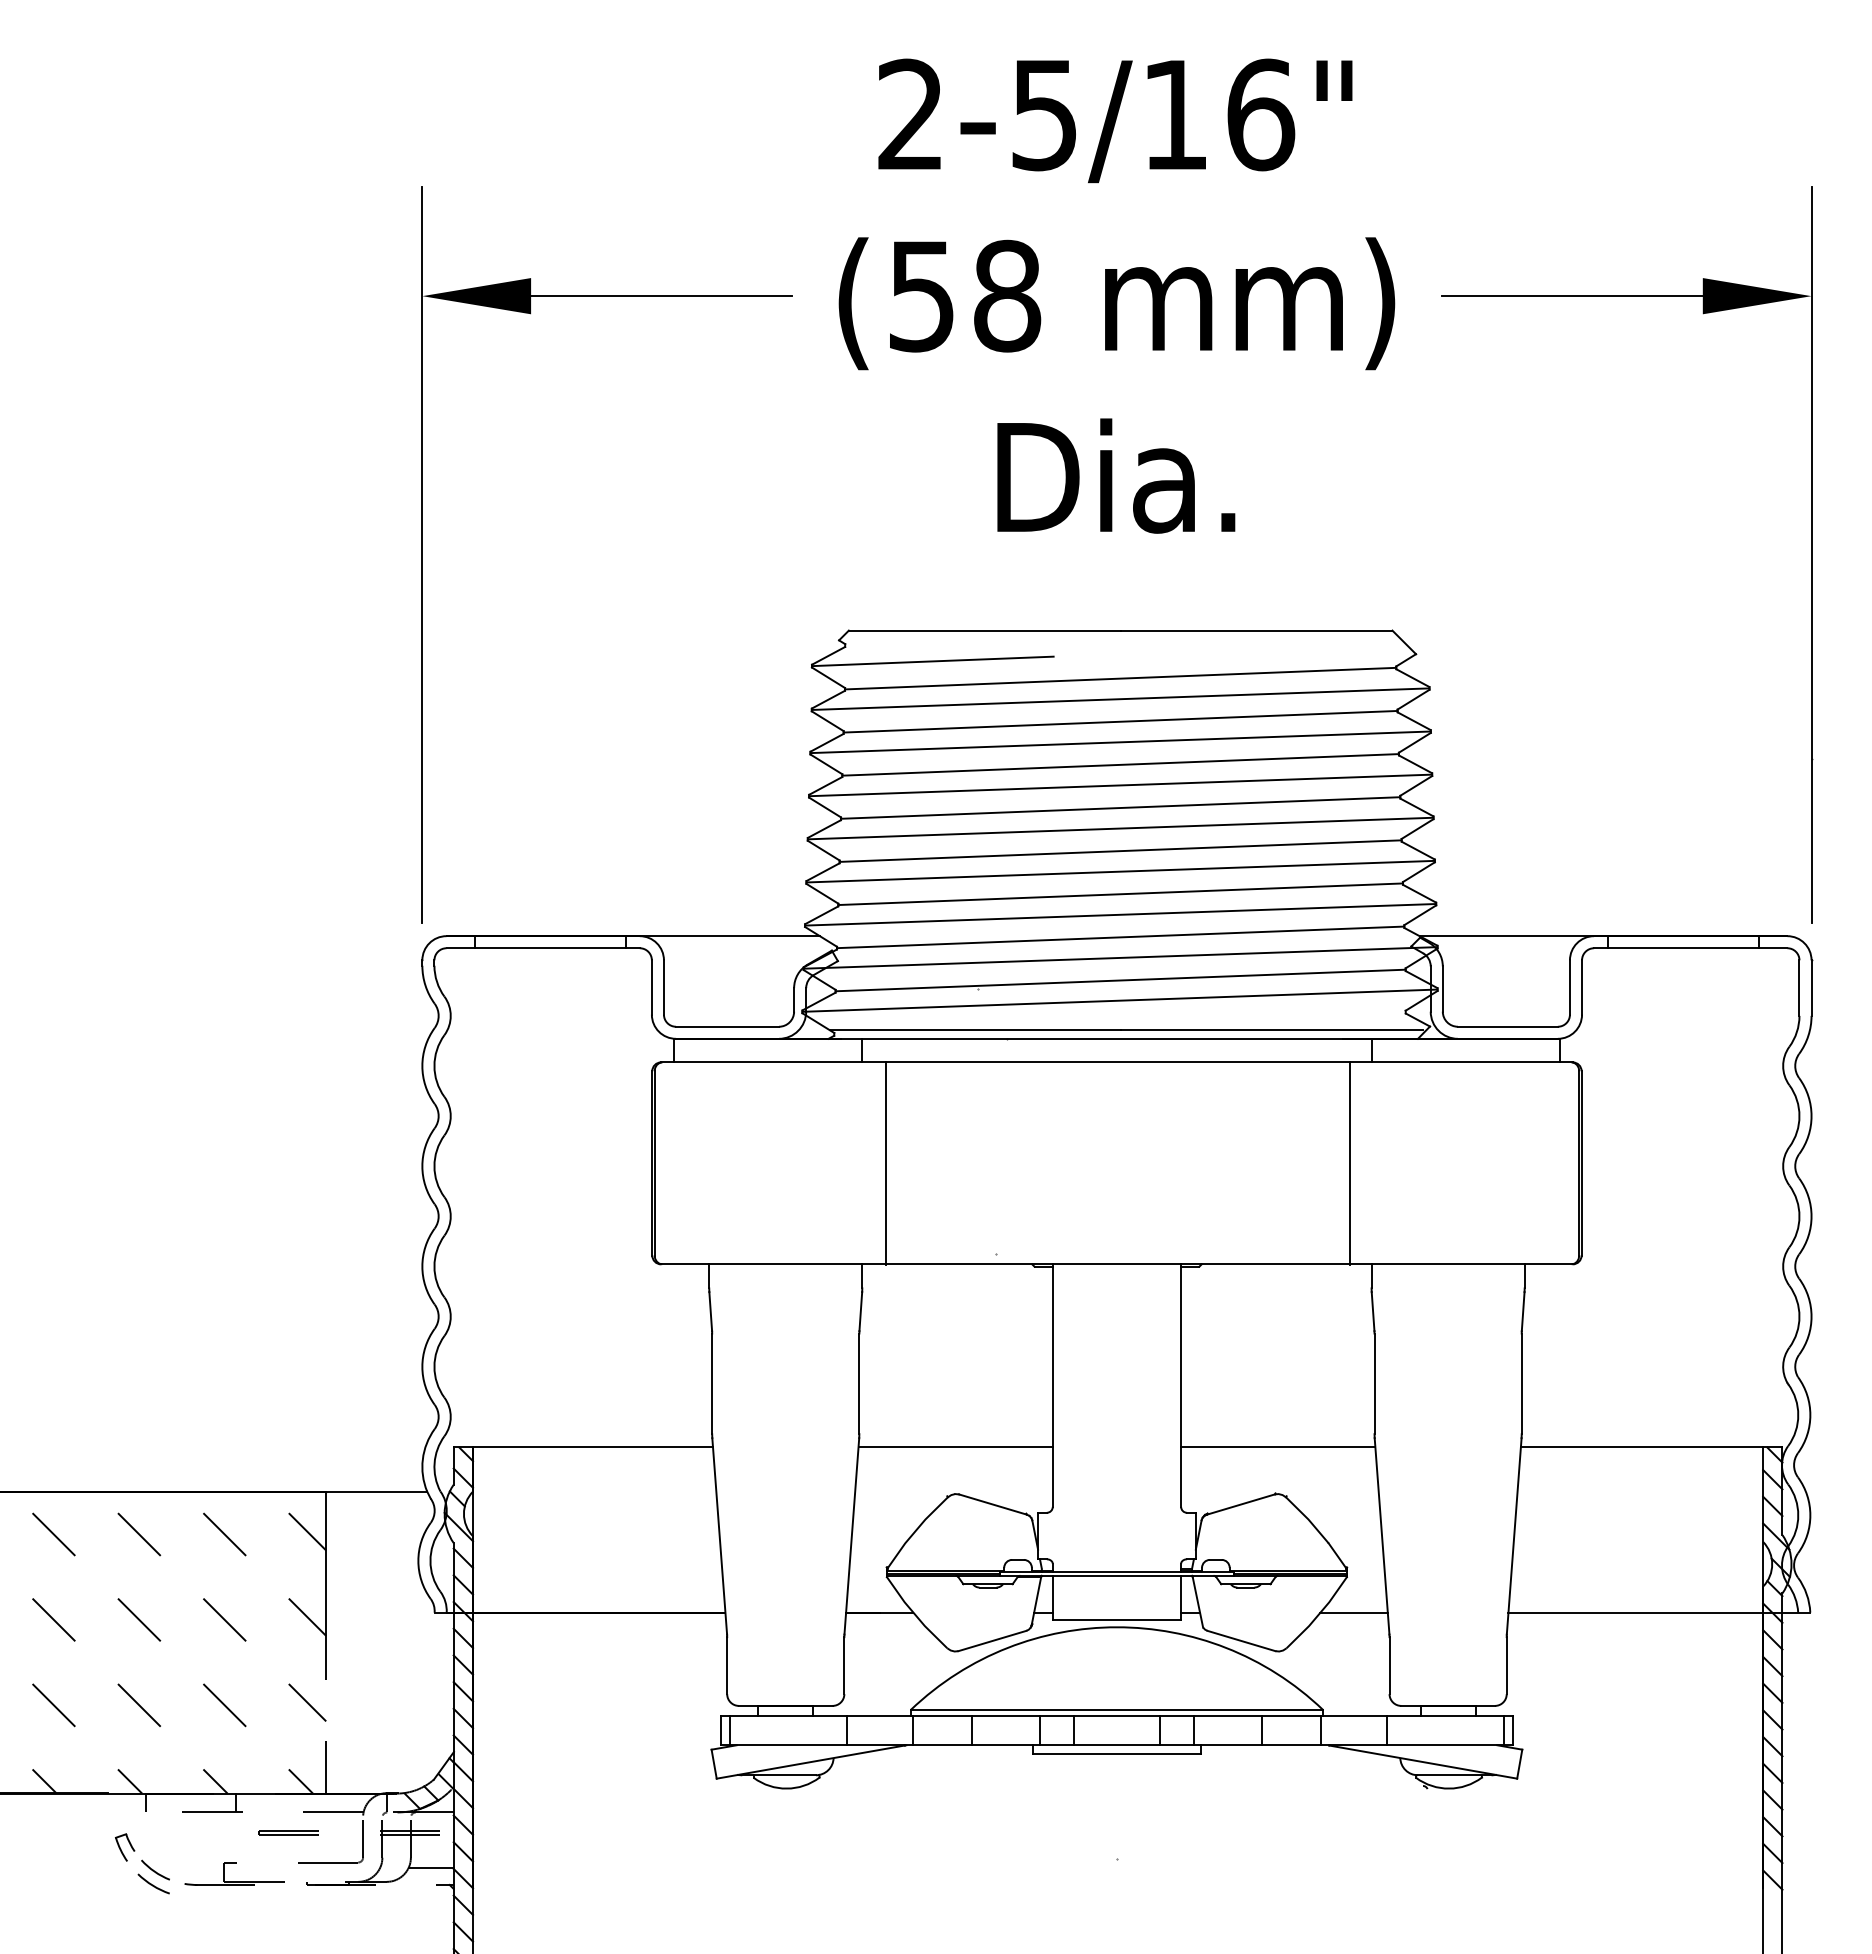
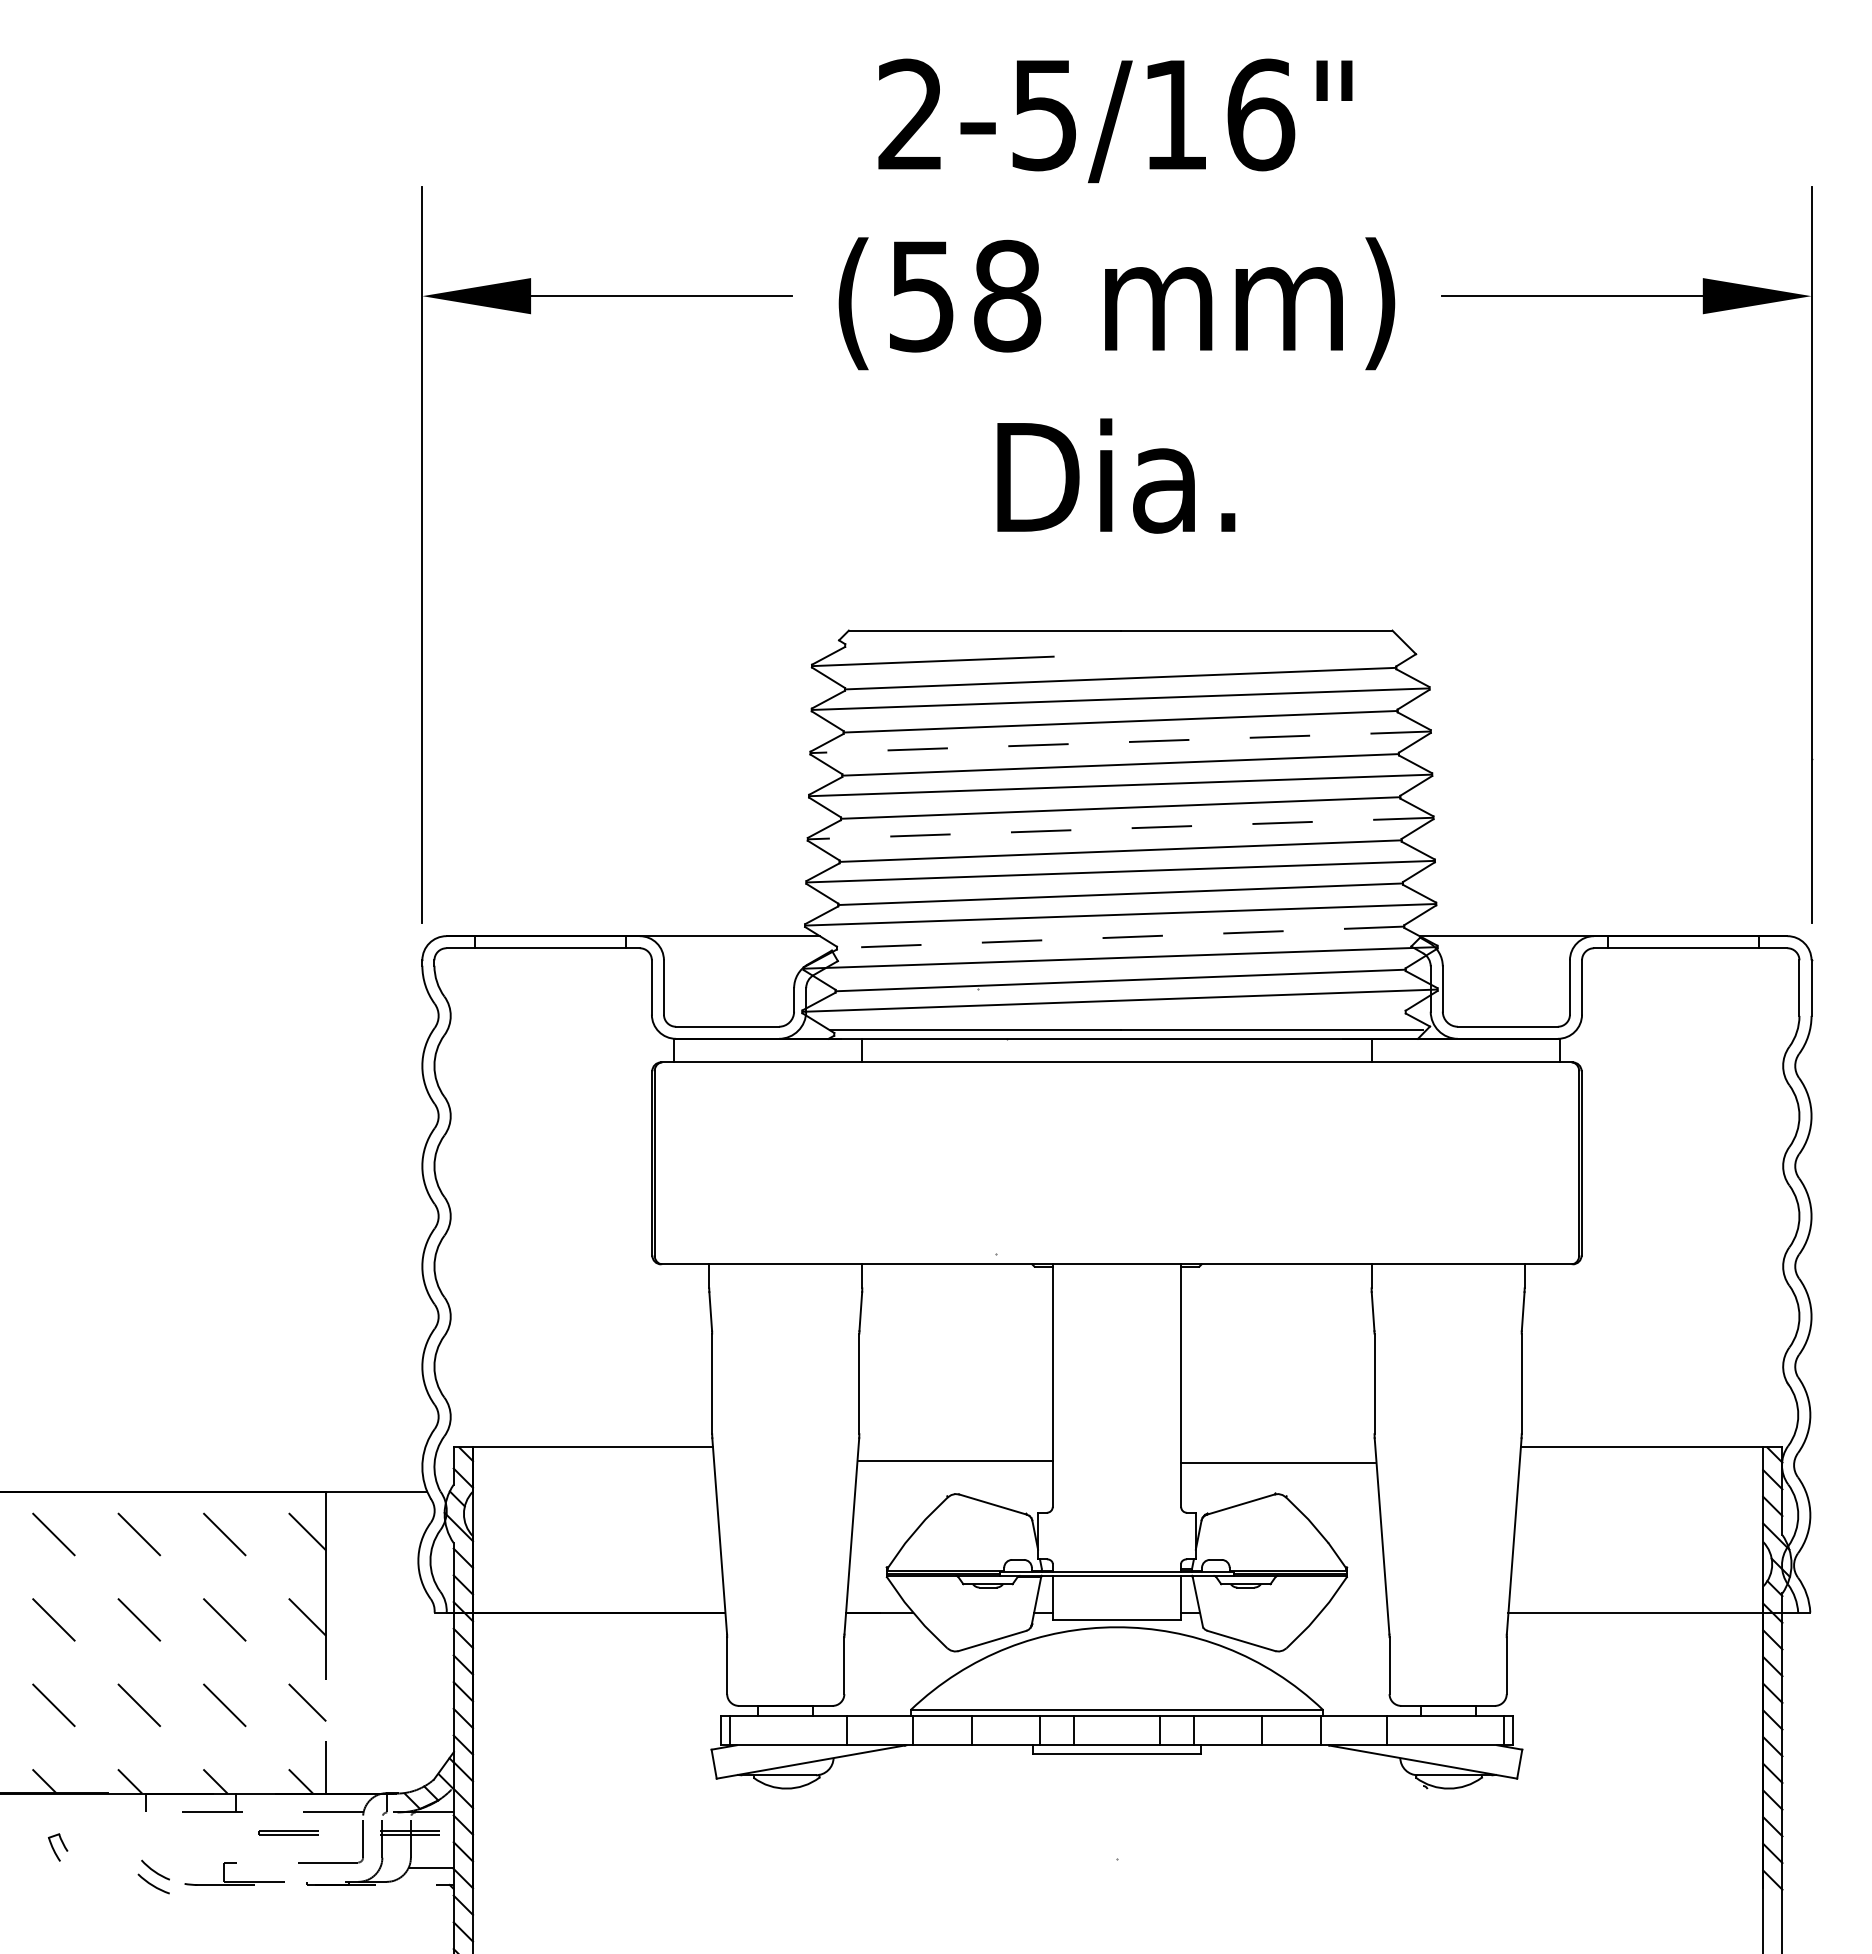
line: solid -> dashed (1120, 742)
line: solid -> dashed (1120, 828)
line: solid -> dashed (1120, 937)
line: present -> none (885, 1163)
line: present -> none (1349, 1163)
line position: (955, 1447) -> (955, 1461) (955, 1461)
line position: (1278, 1447) -> (1278, 1463) (1278, 1463)
line: present -> none (1353, 1612)
part position: (125, 1847) -> (58, 1847) (58, 1847)
